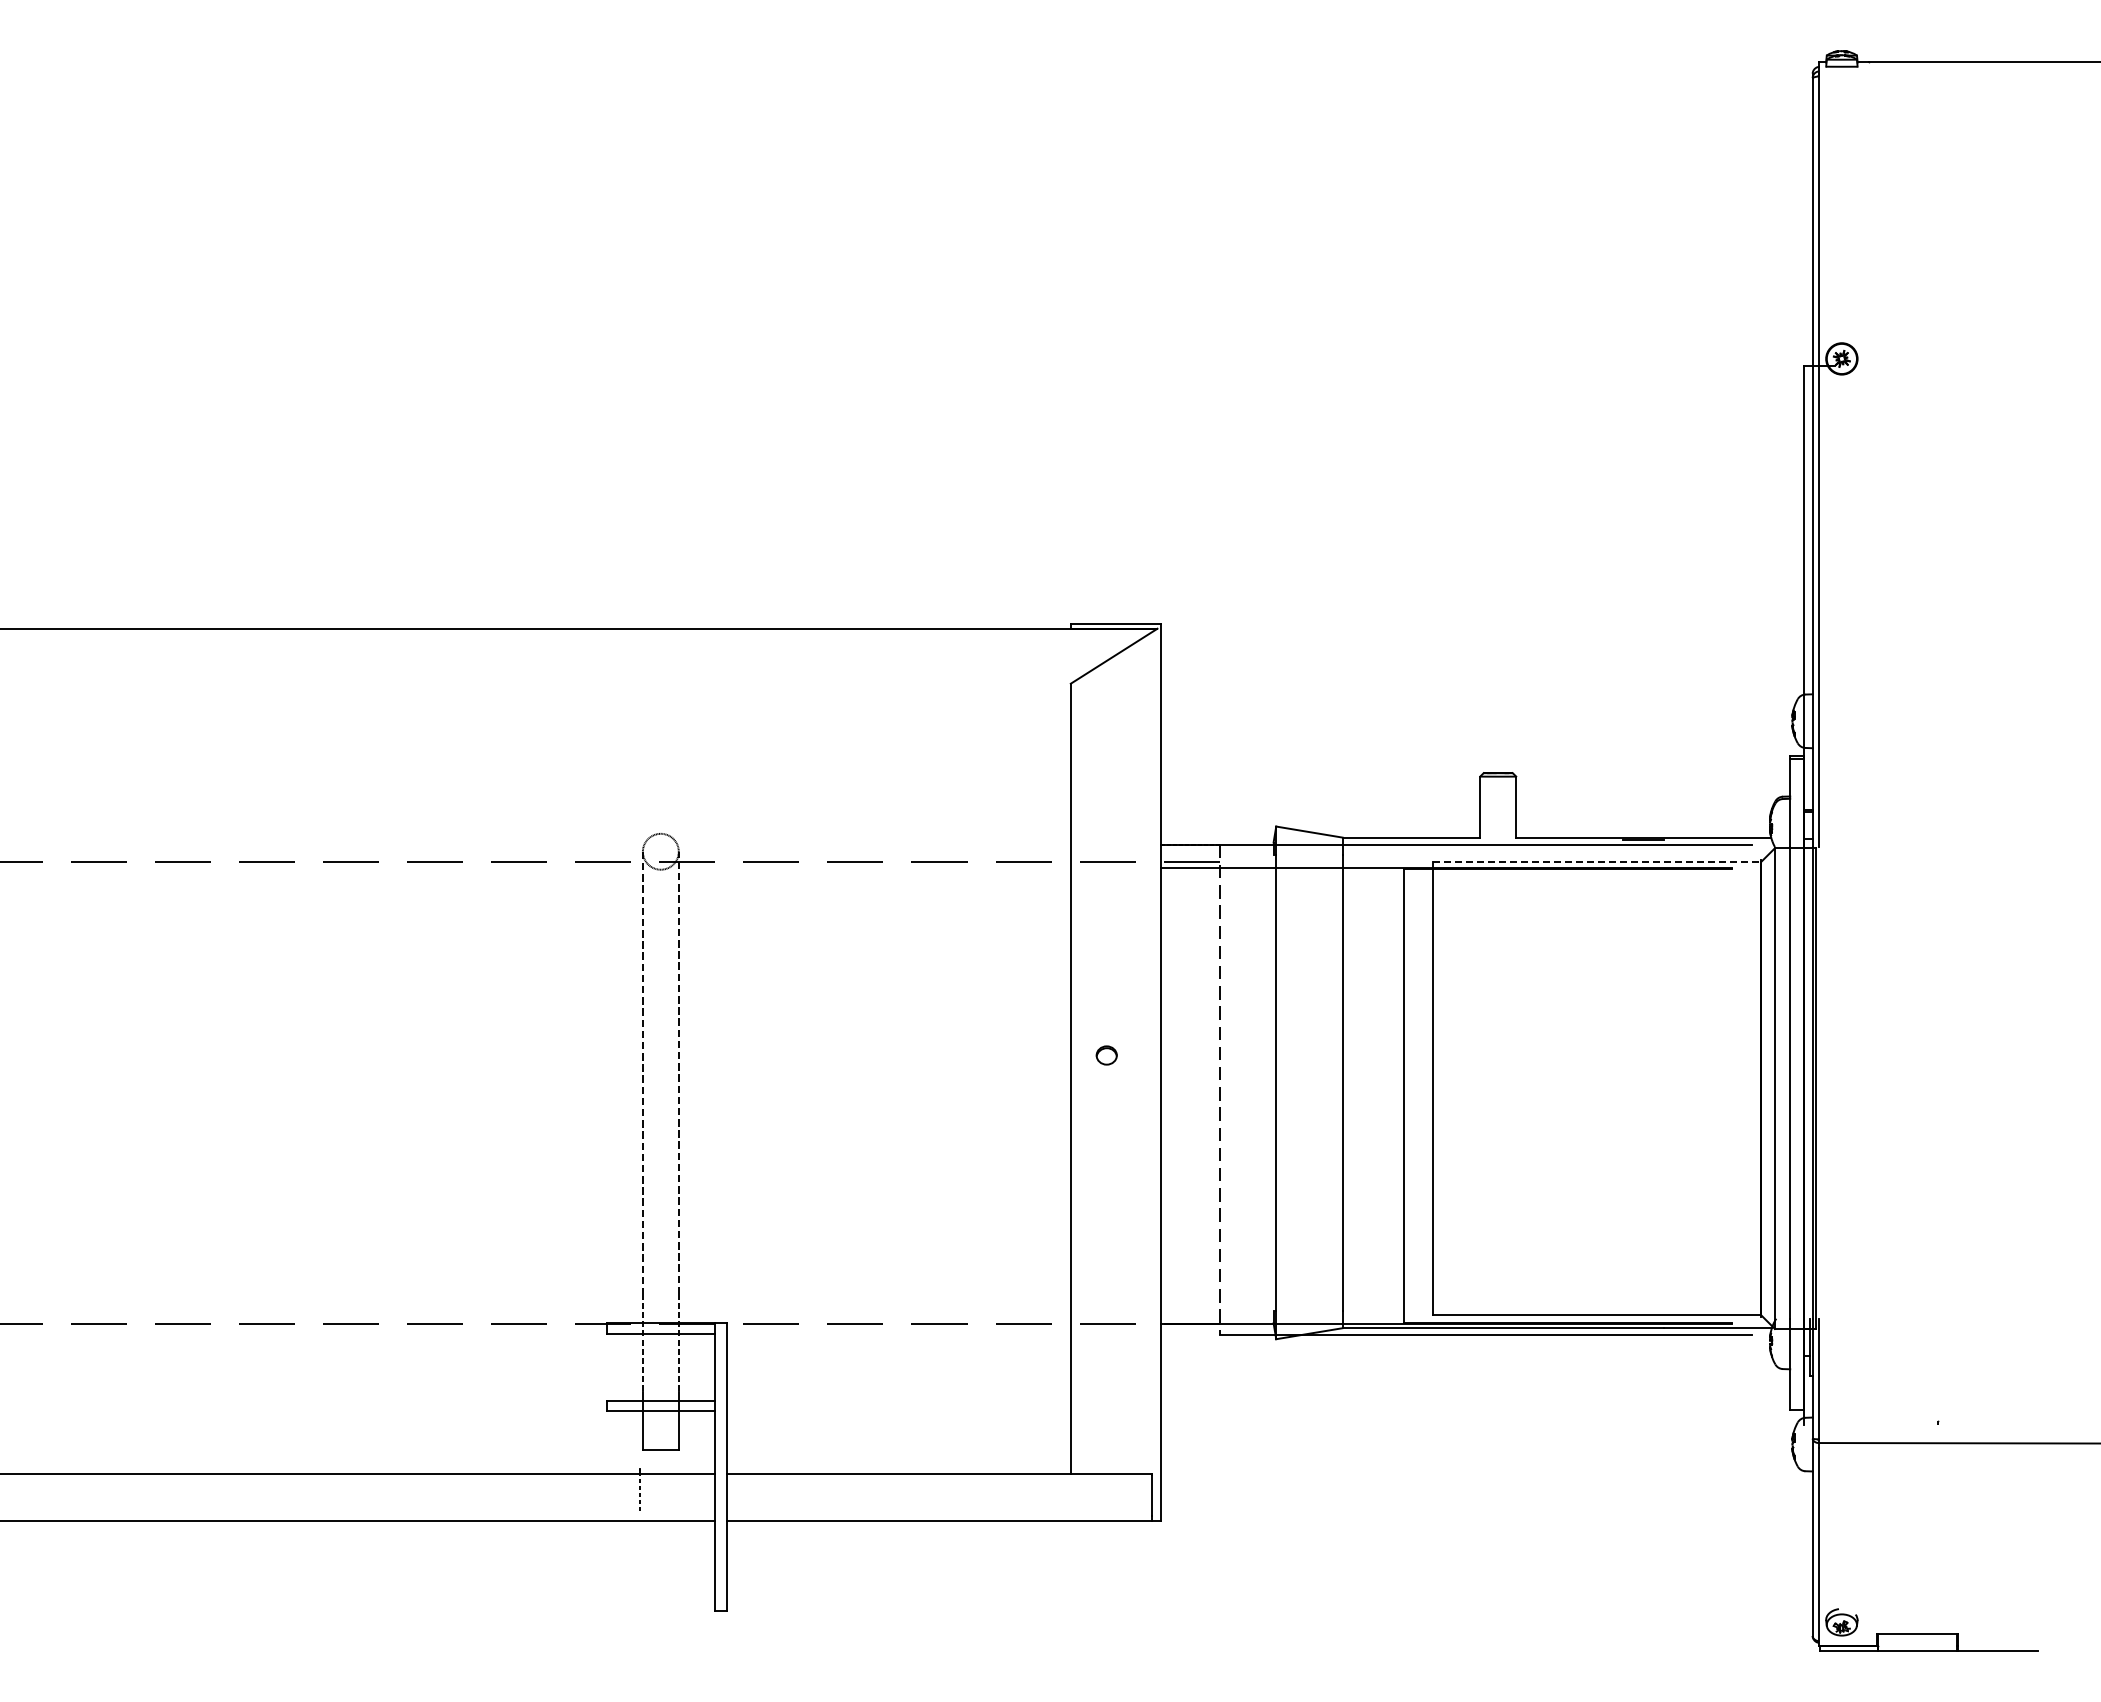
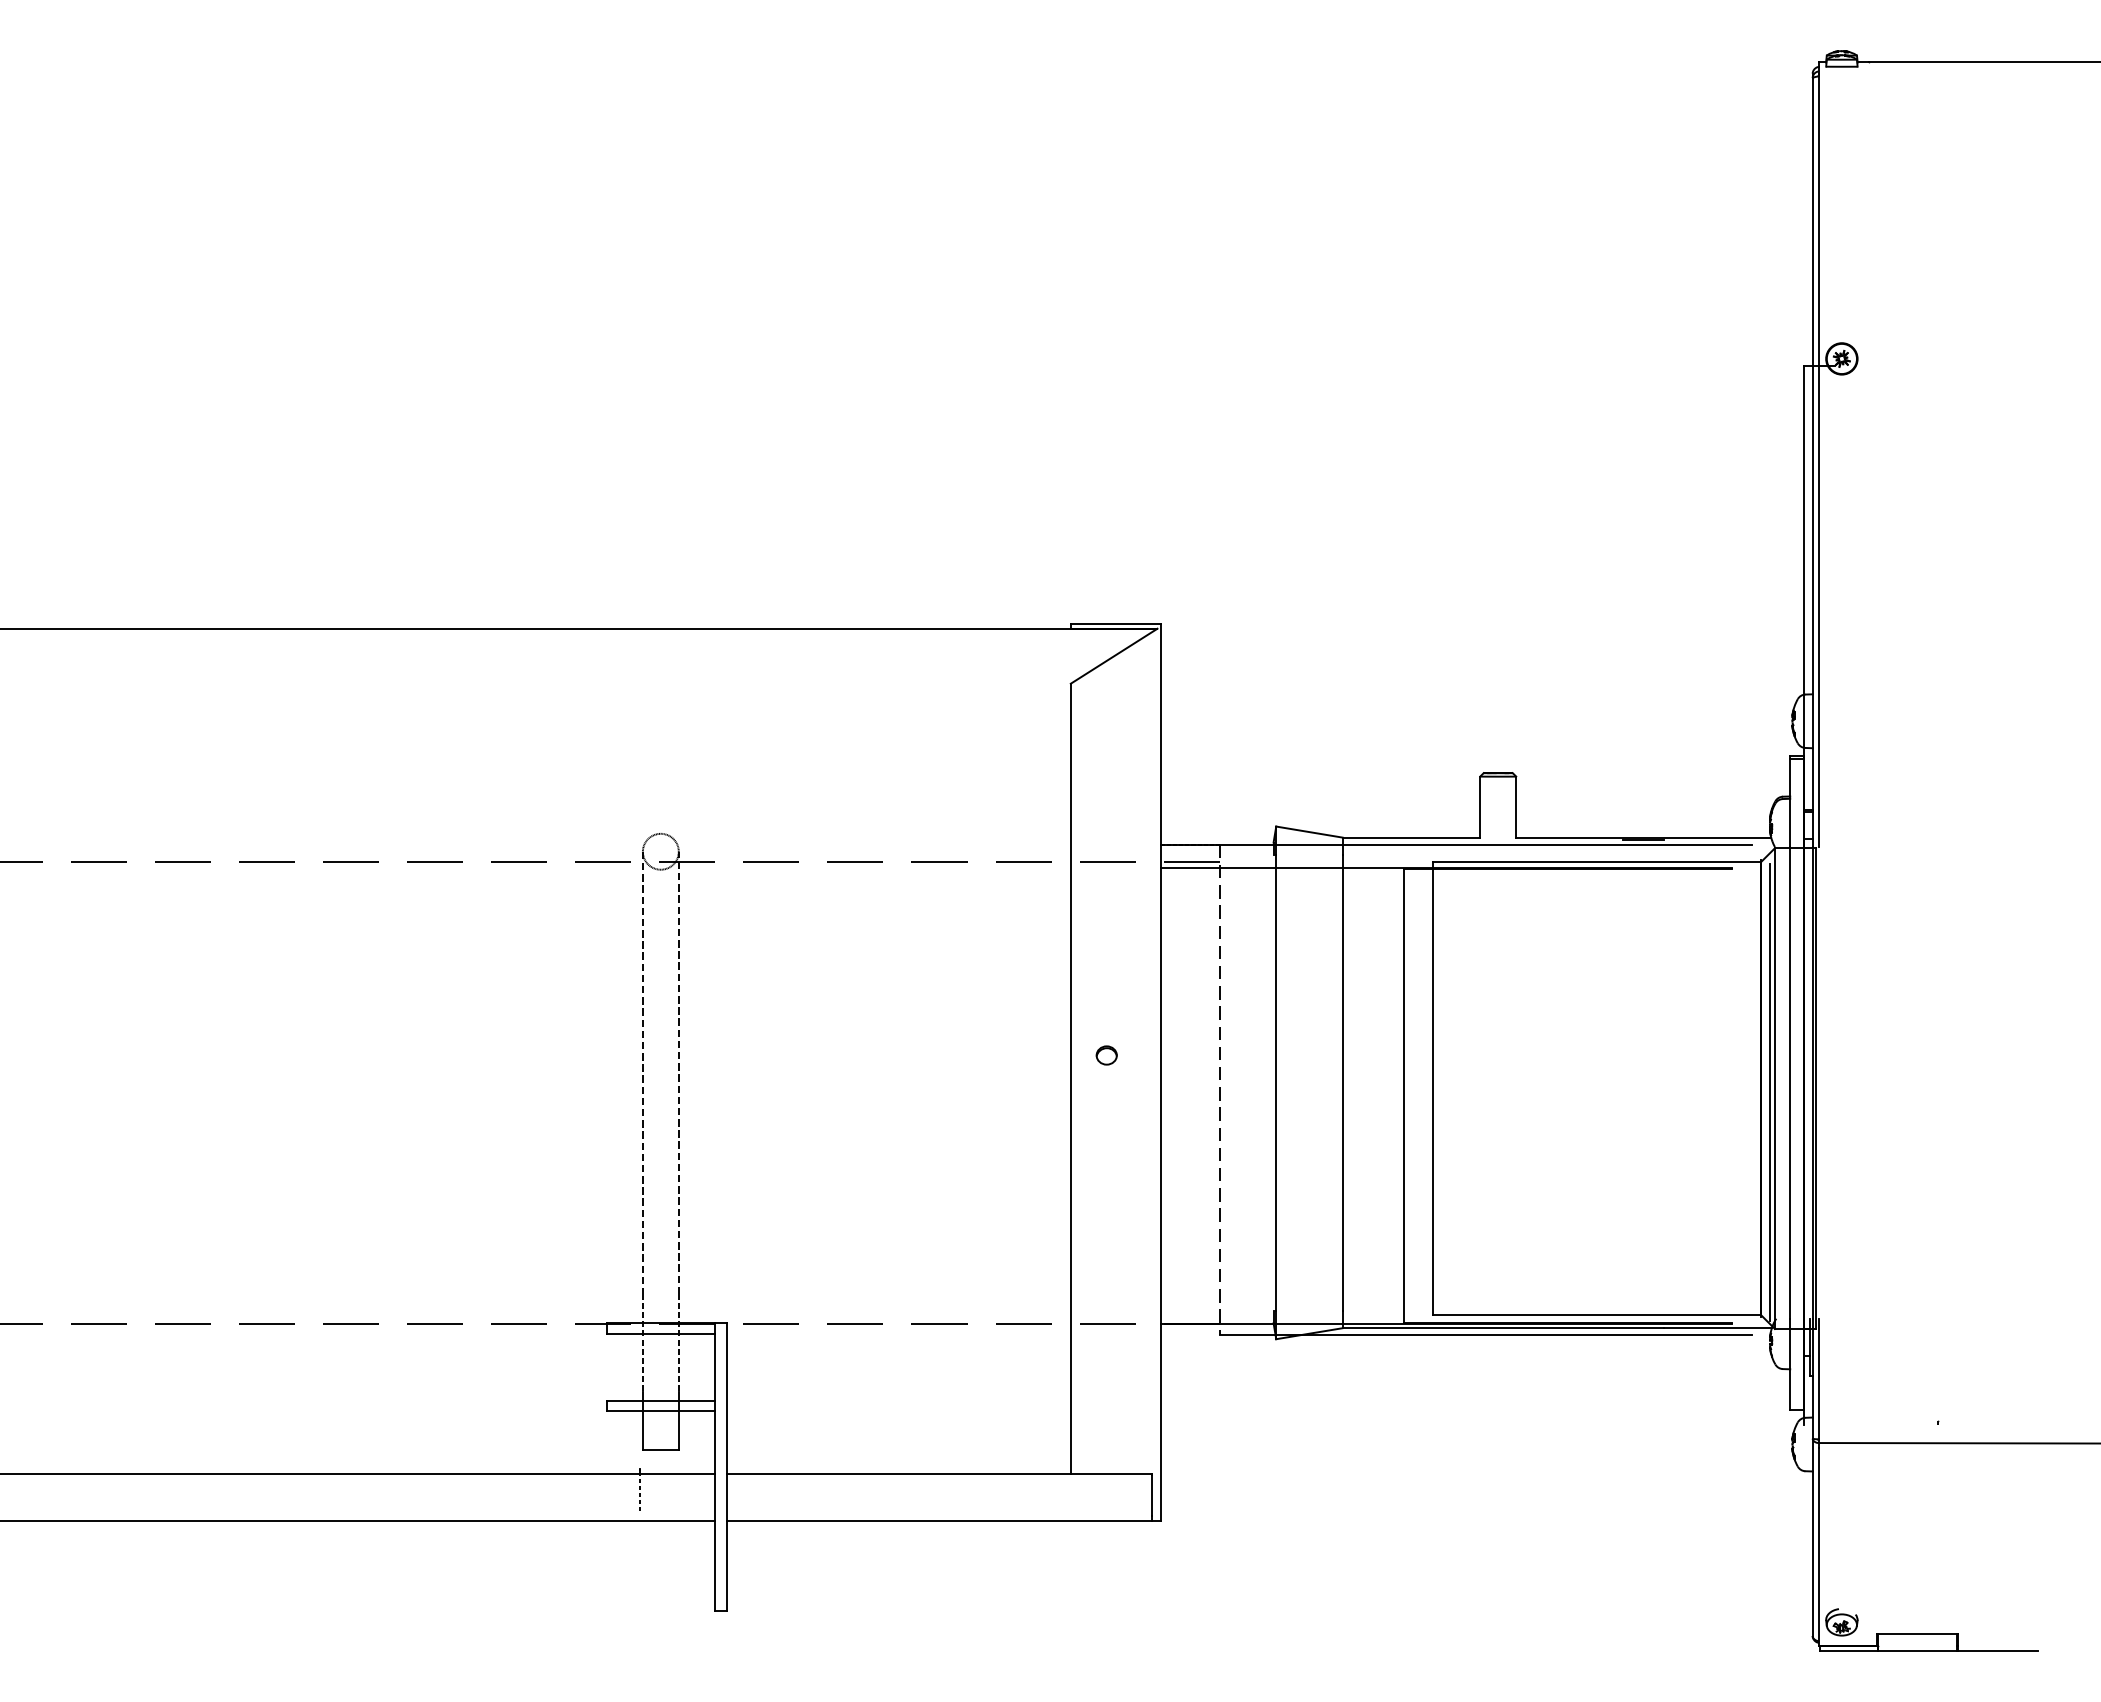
line: dashed -> solid (1597, 861)
line: none -> present (1770, 1092)
